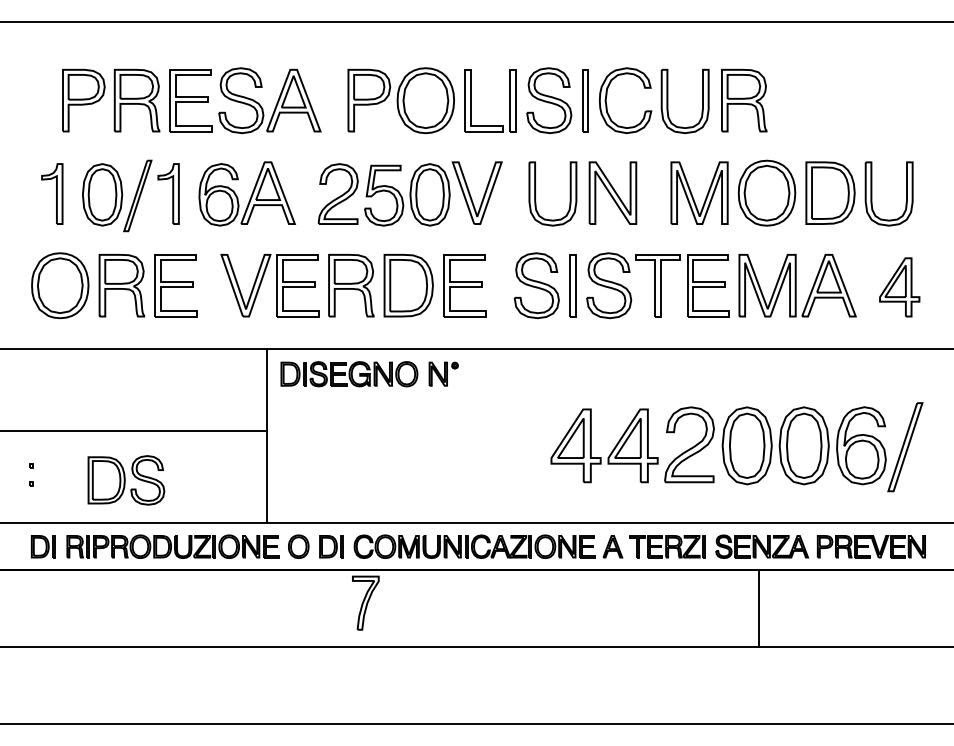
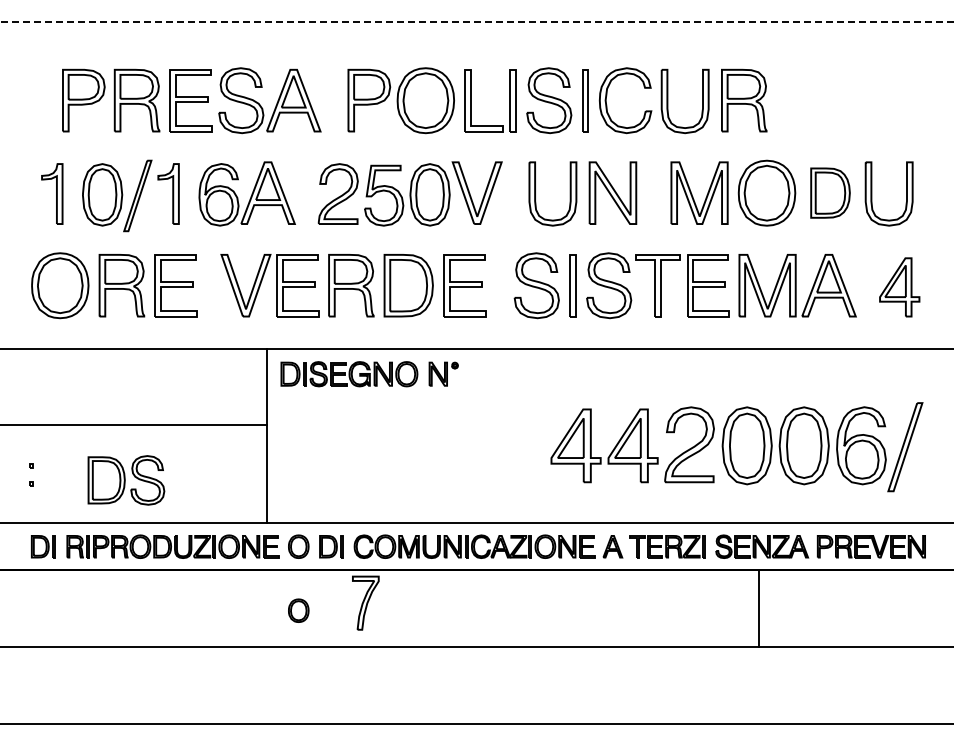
line: solid -> dashed (477, 22)
part size: 51x64 px -> 41x52 px (830, 192)
line position: (134, 430) -> (134, 424) (134, 424)
part: none -> present (298, 610)
